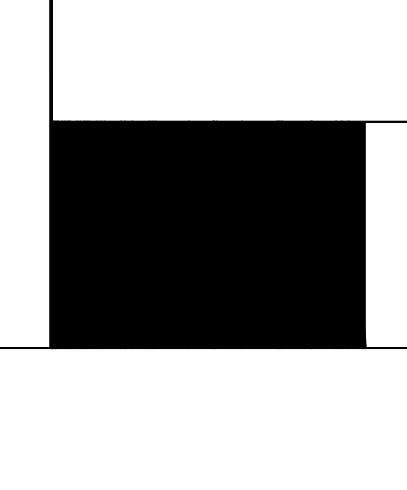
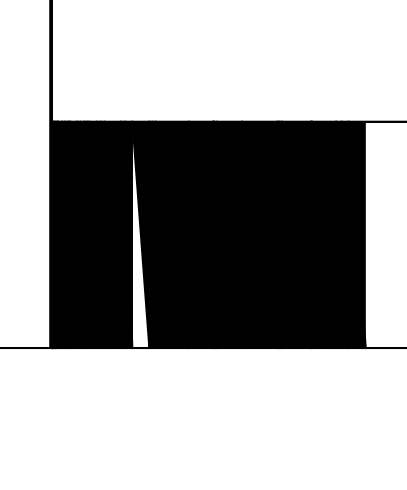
fill: present -> none (140, 234)
